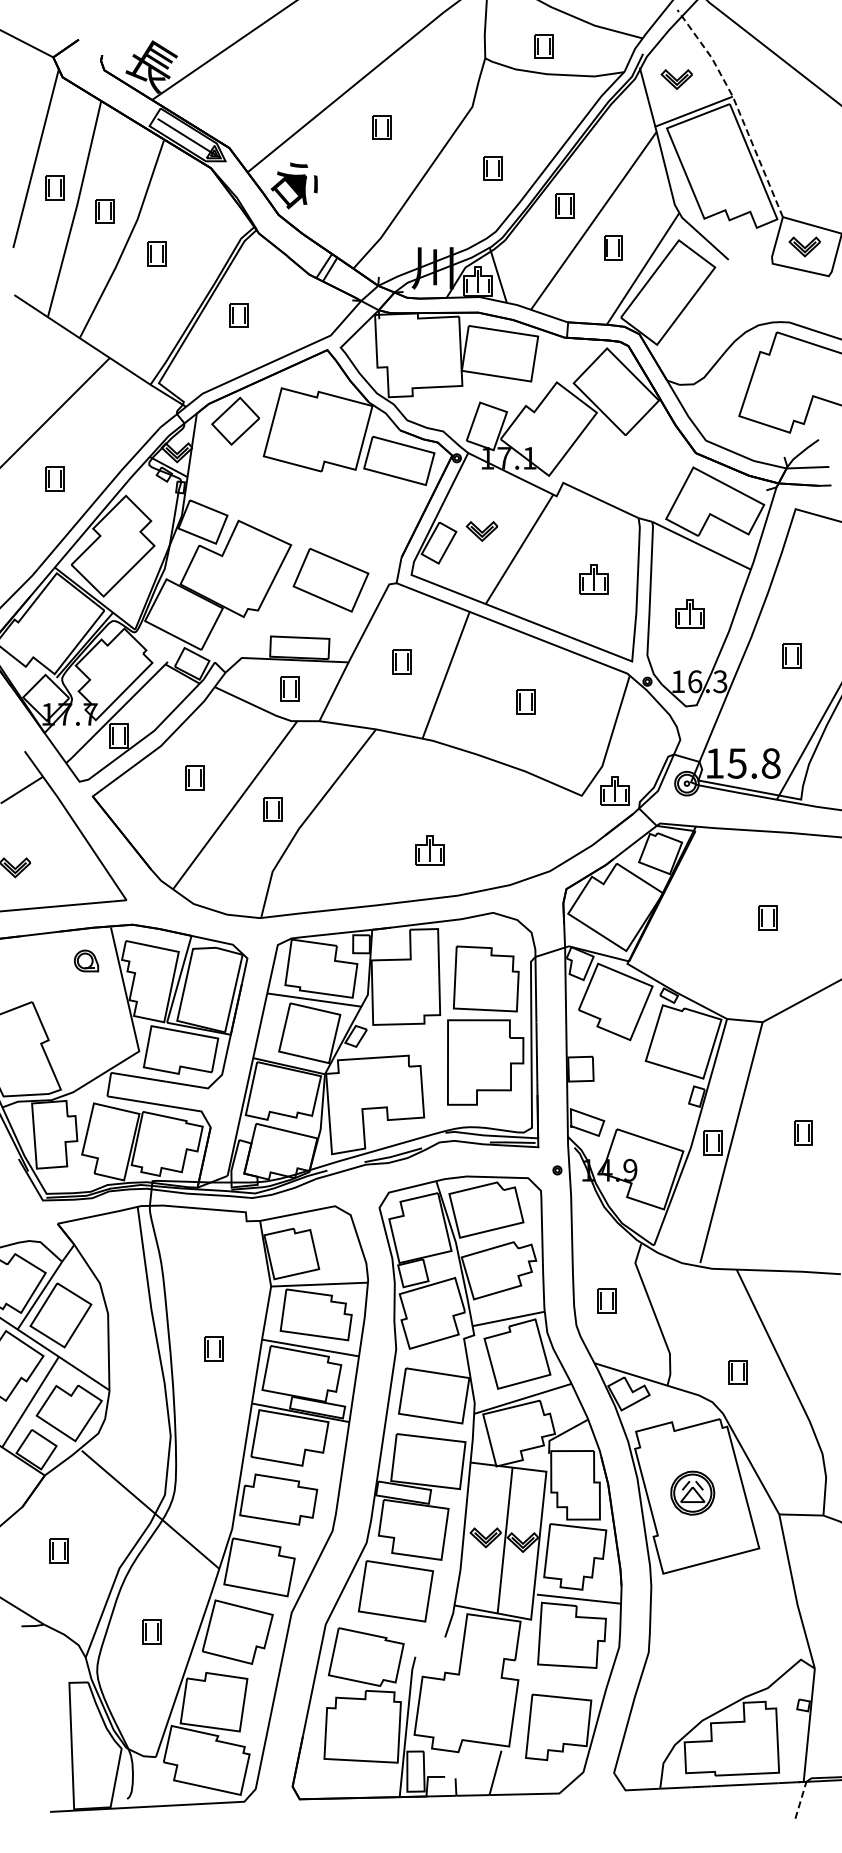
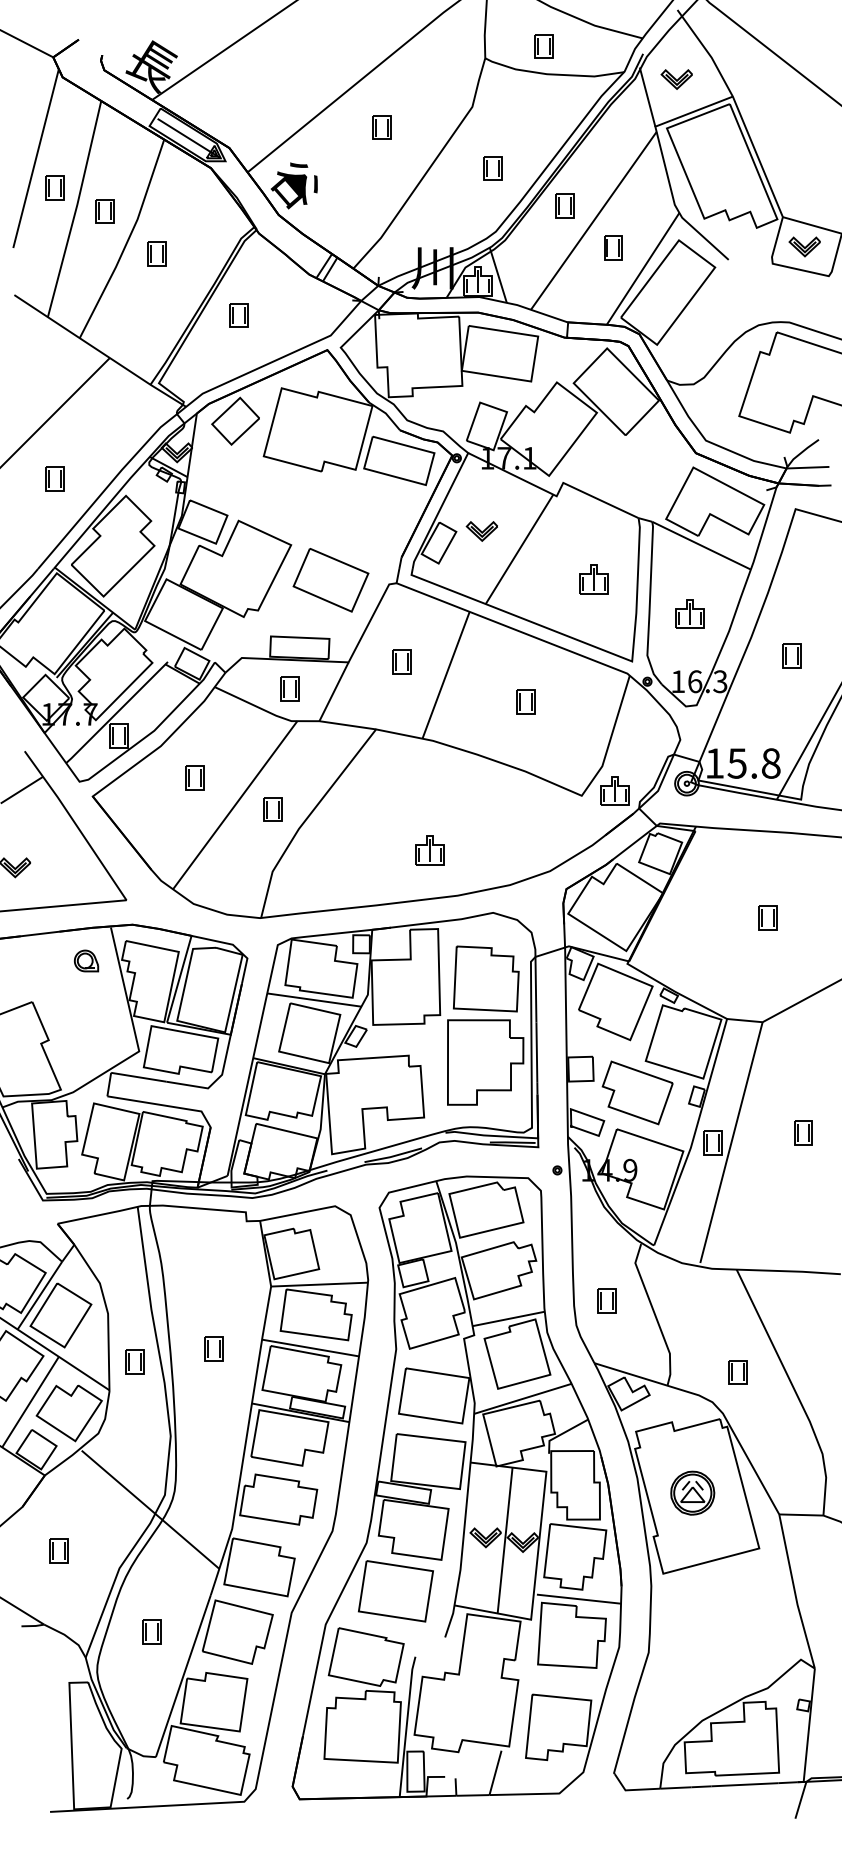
line: dashed -> solid (737, 107)
part: none -> present (637, 1092)
part: none -> present (134, 1361)
line: dashed -> solid (801, 1799)
